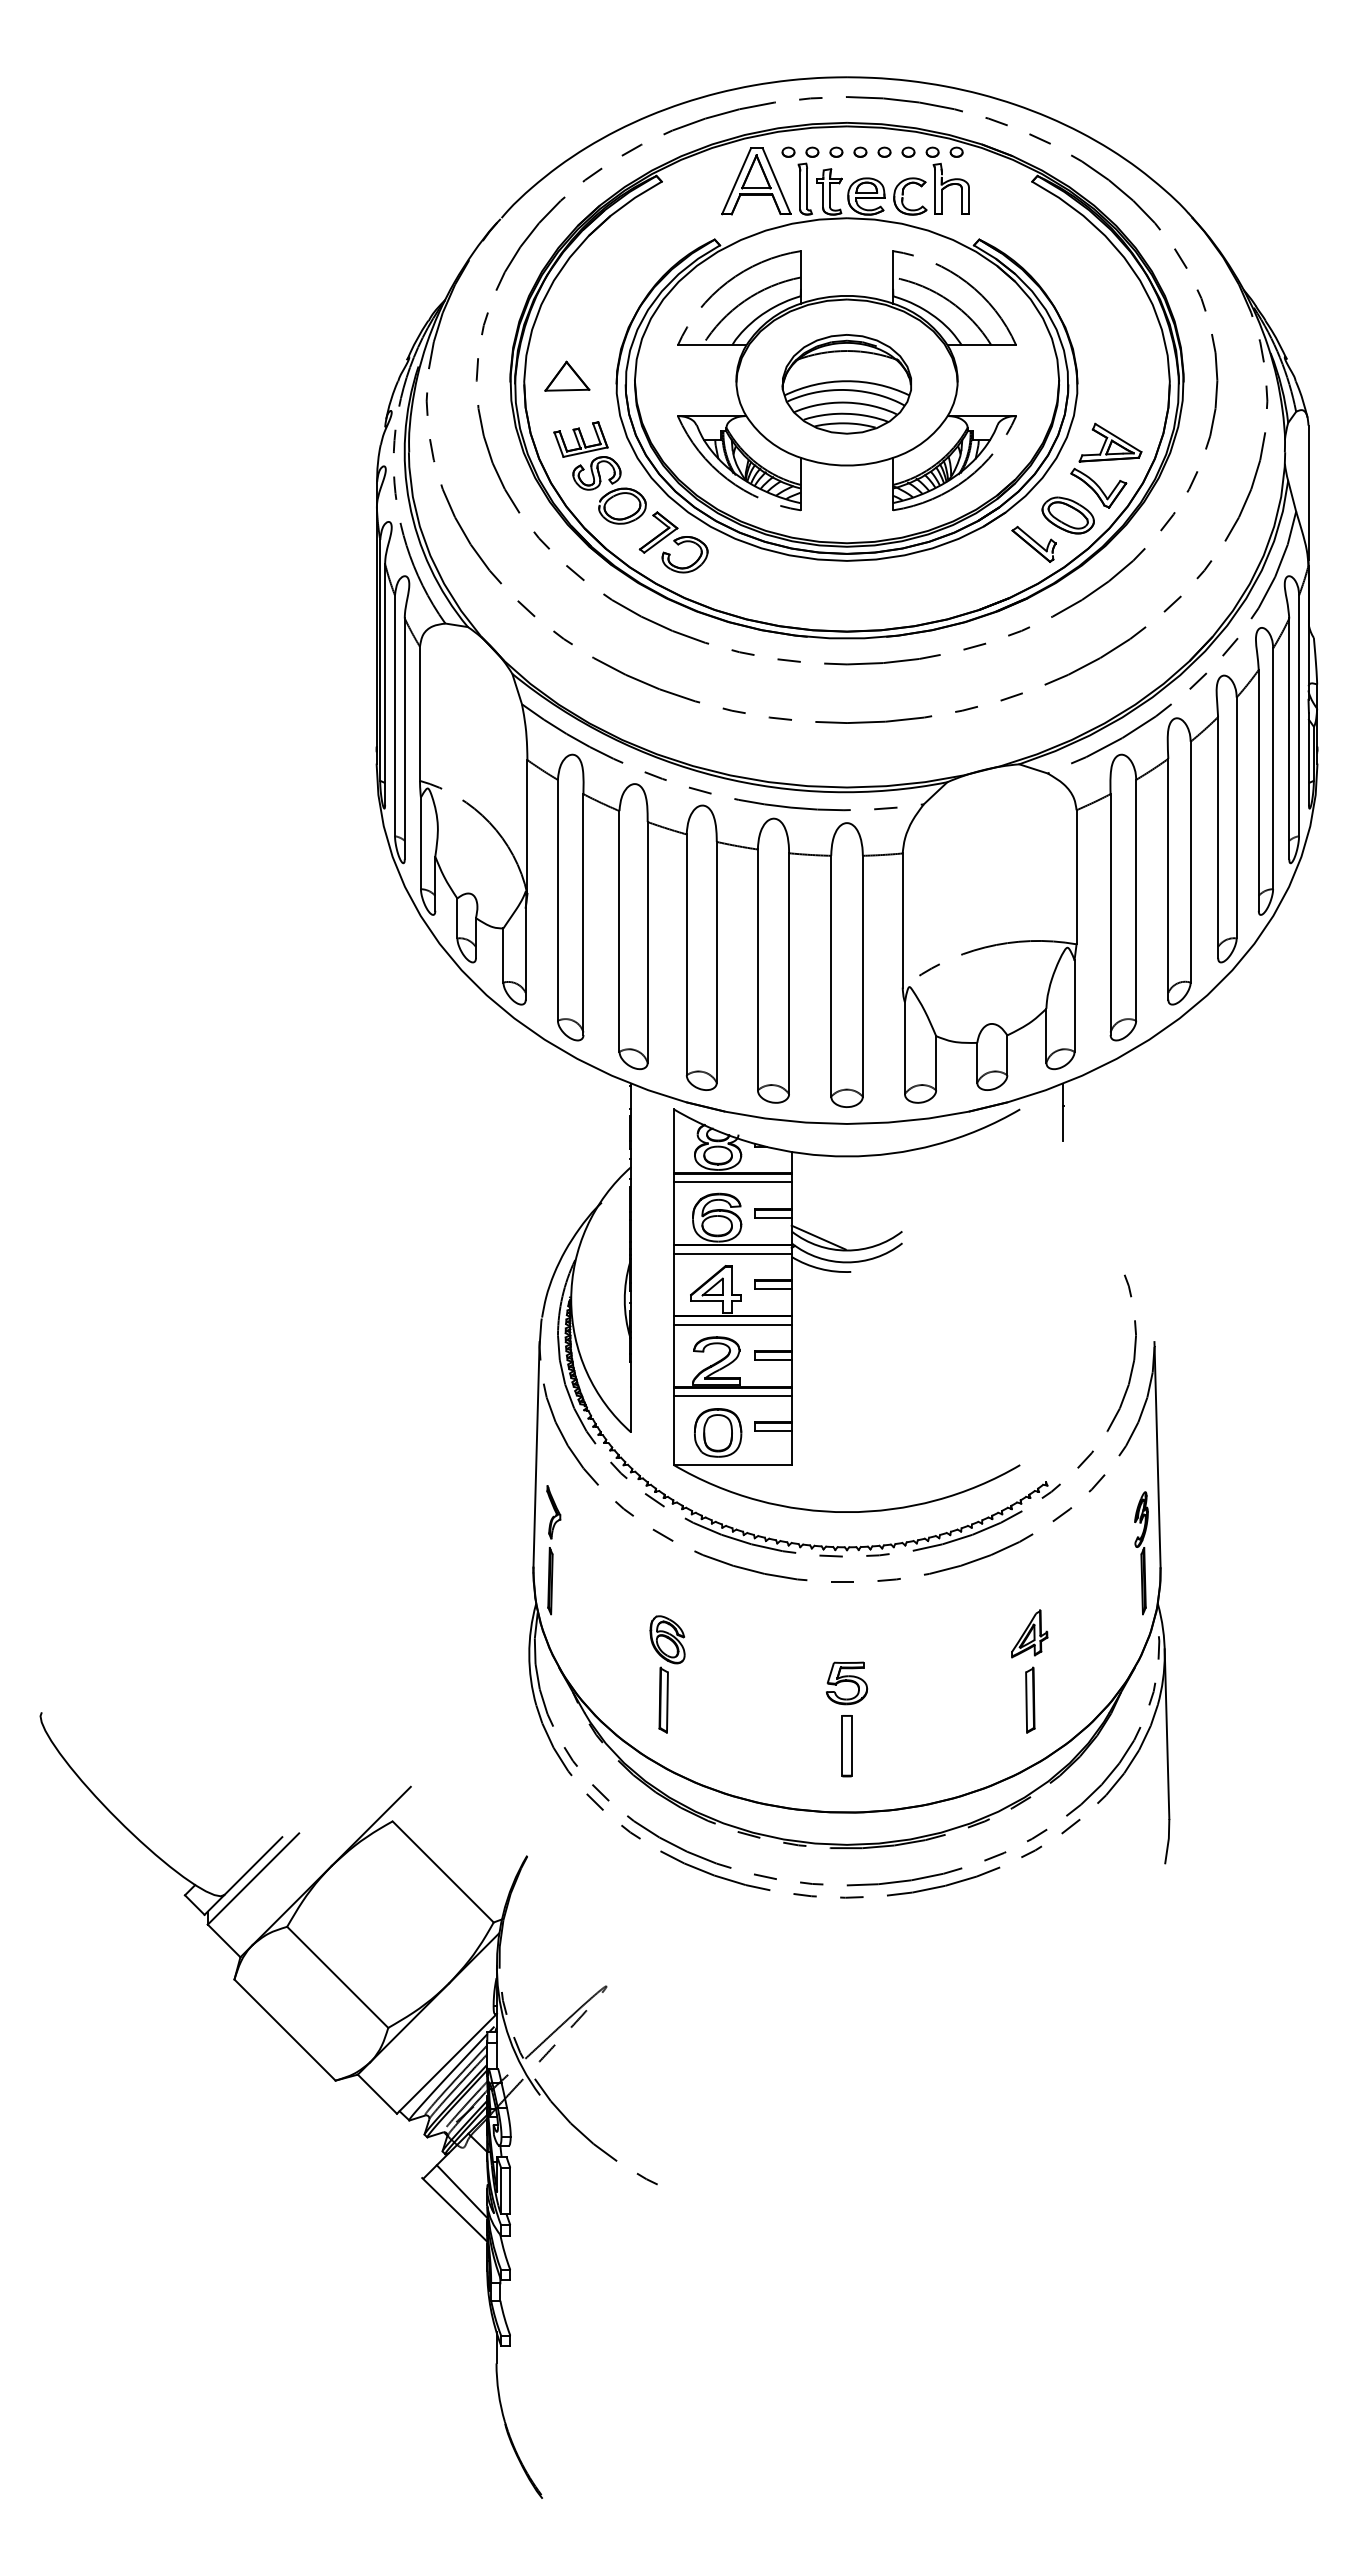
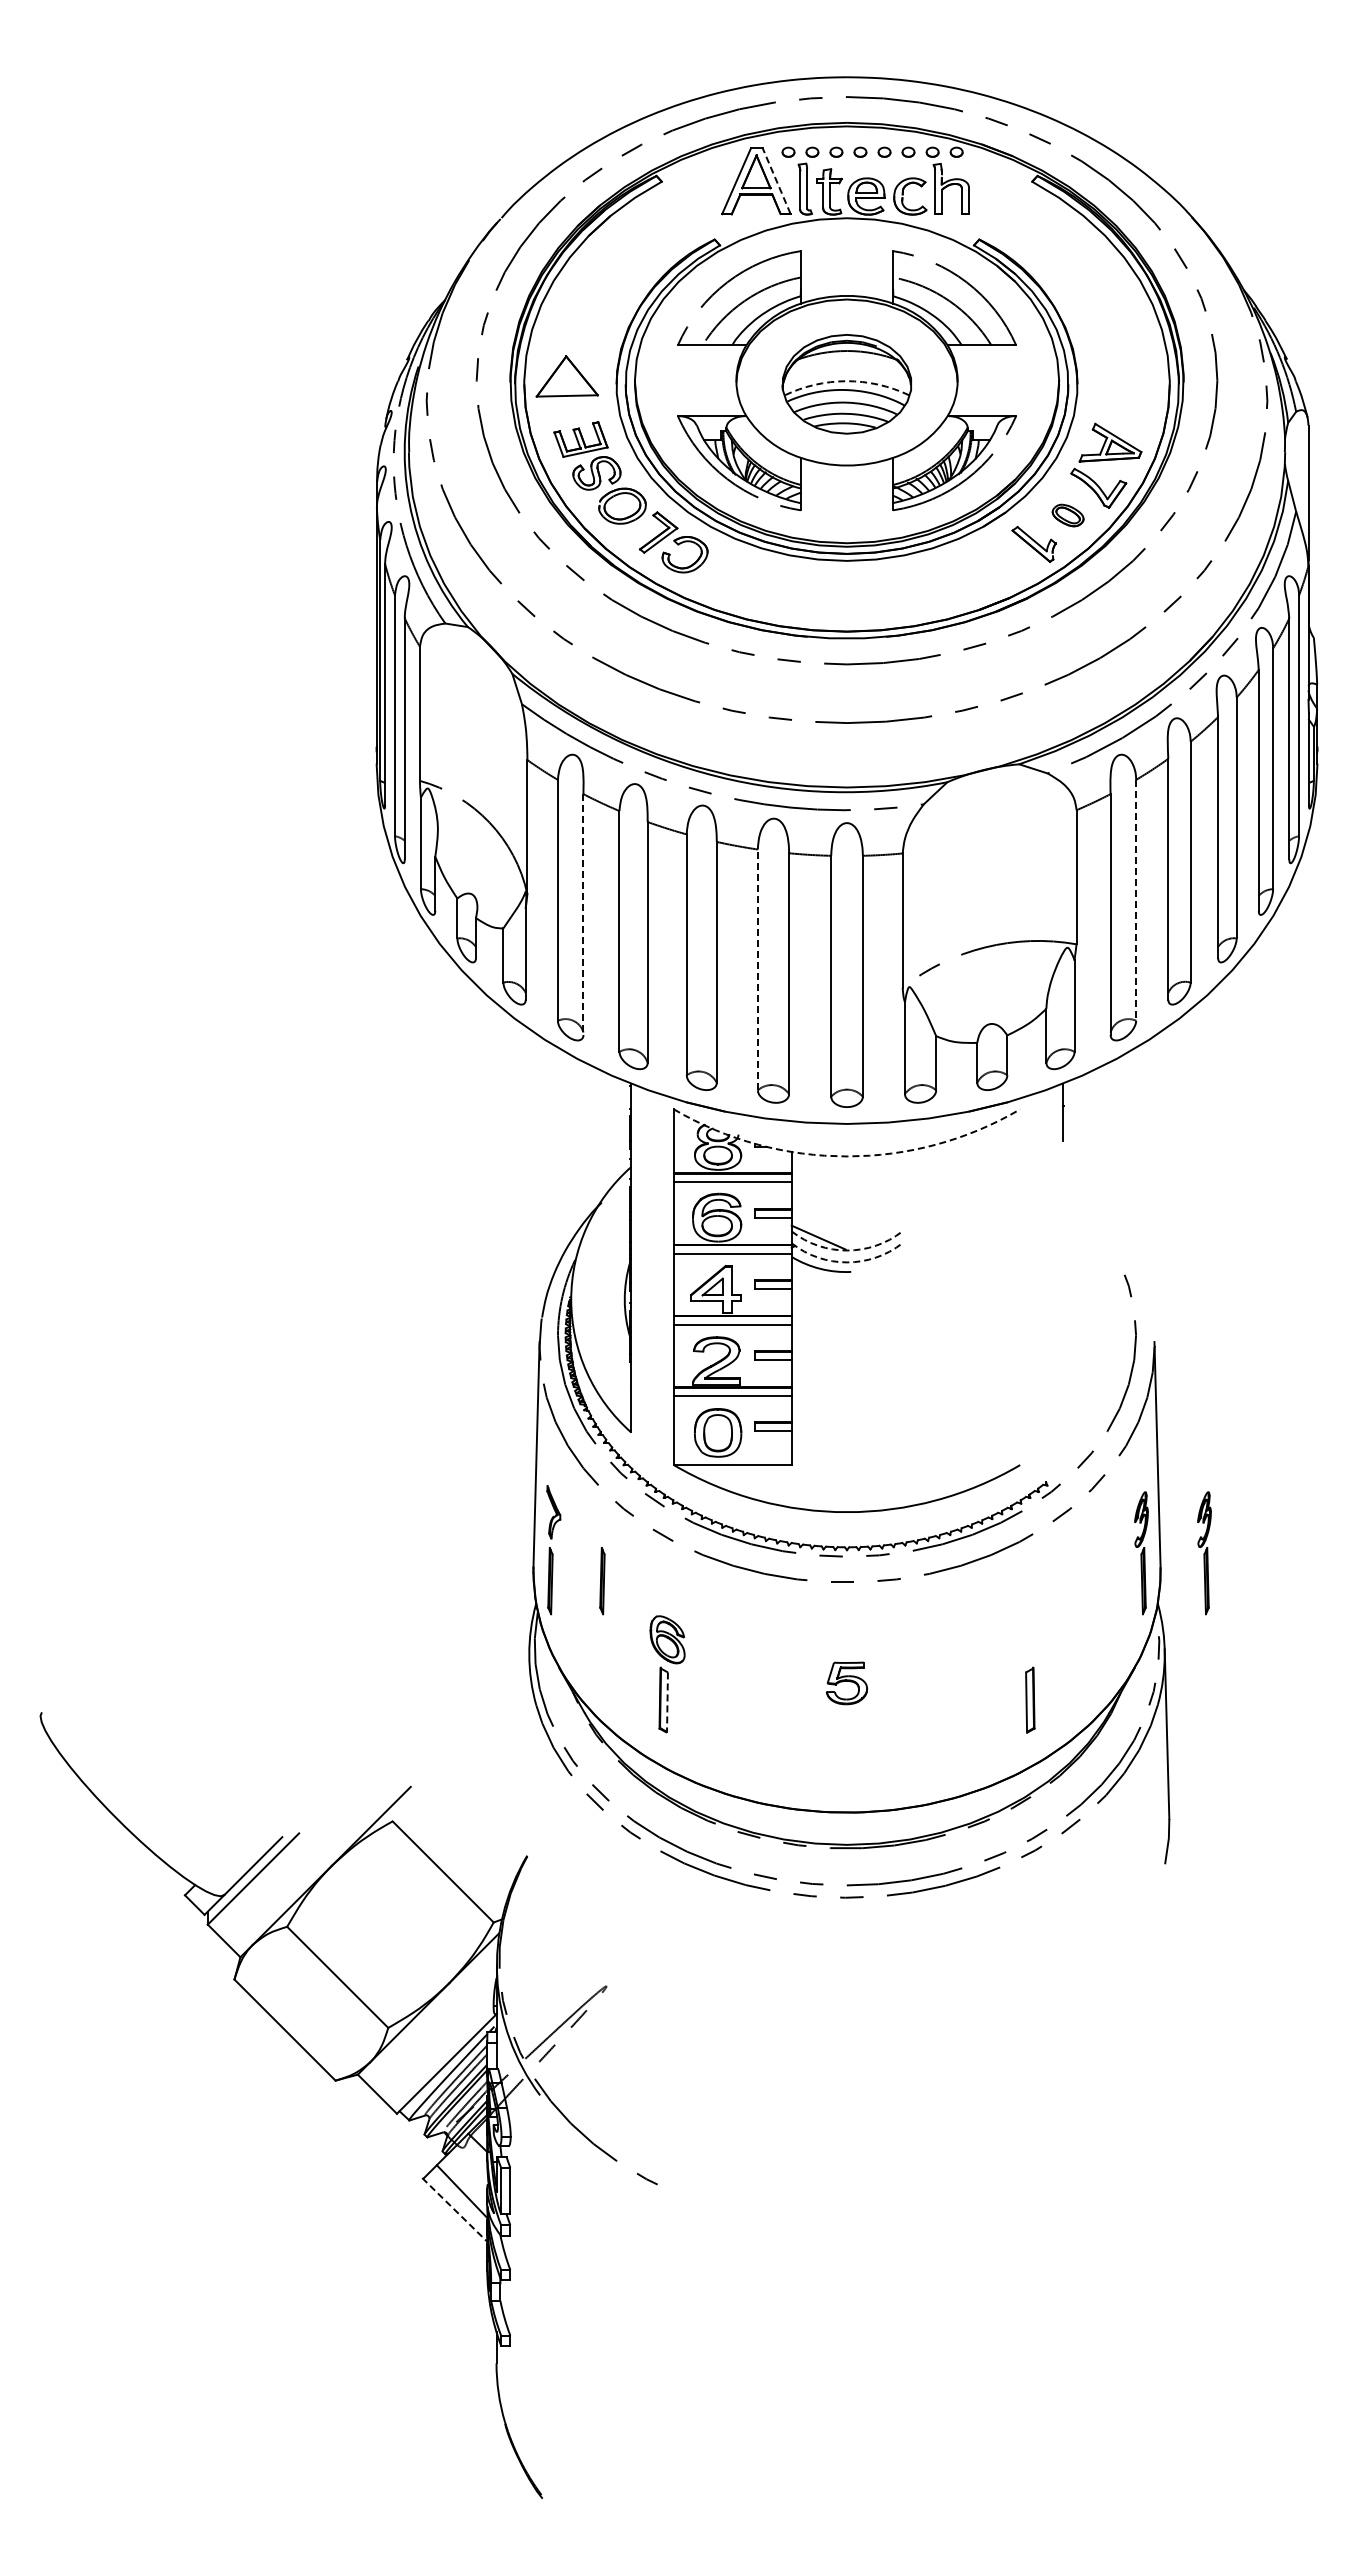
line: solid -> dashed (776, 181)
part size: 47x32 px -> 64x43 px (566, 376)
arc: solid -> dashed (846, 381)
part size: 54x39 px -> 34x25 px (1067, 515)
line: solid -> dashed (1136, 900)
line: solid -> dashed (583, 915)
line: solid -> dashed (757, 969)
arc: solid -> dashed (847, 1156)
arc: solid -> dashed (847, 1250)
arc: solid -> dashed (847, 1262)
part: none -> present (1204, 1553)
part: none -> present (602, 1581)
part: present -> none (1029, 1633)
line: solid -> dashed (667, 1703)
part: present -> none (846, 1746)
line: solid -> dashed (454, 2209)
